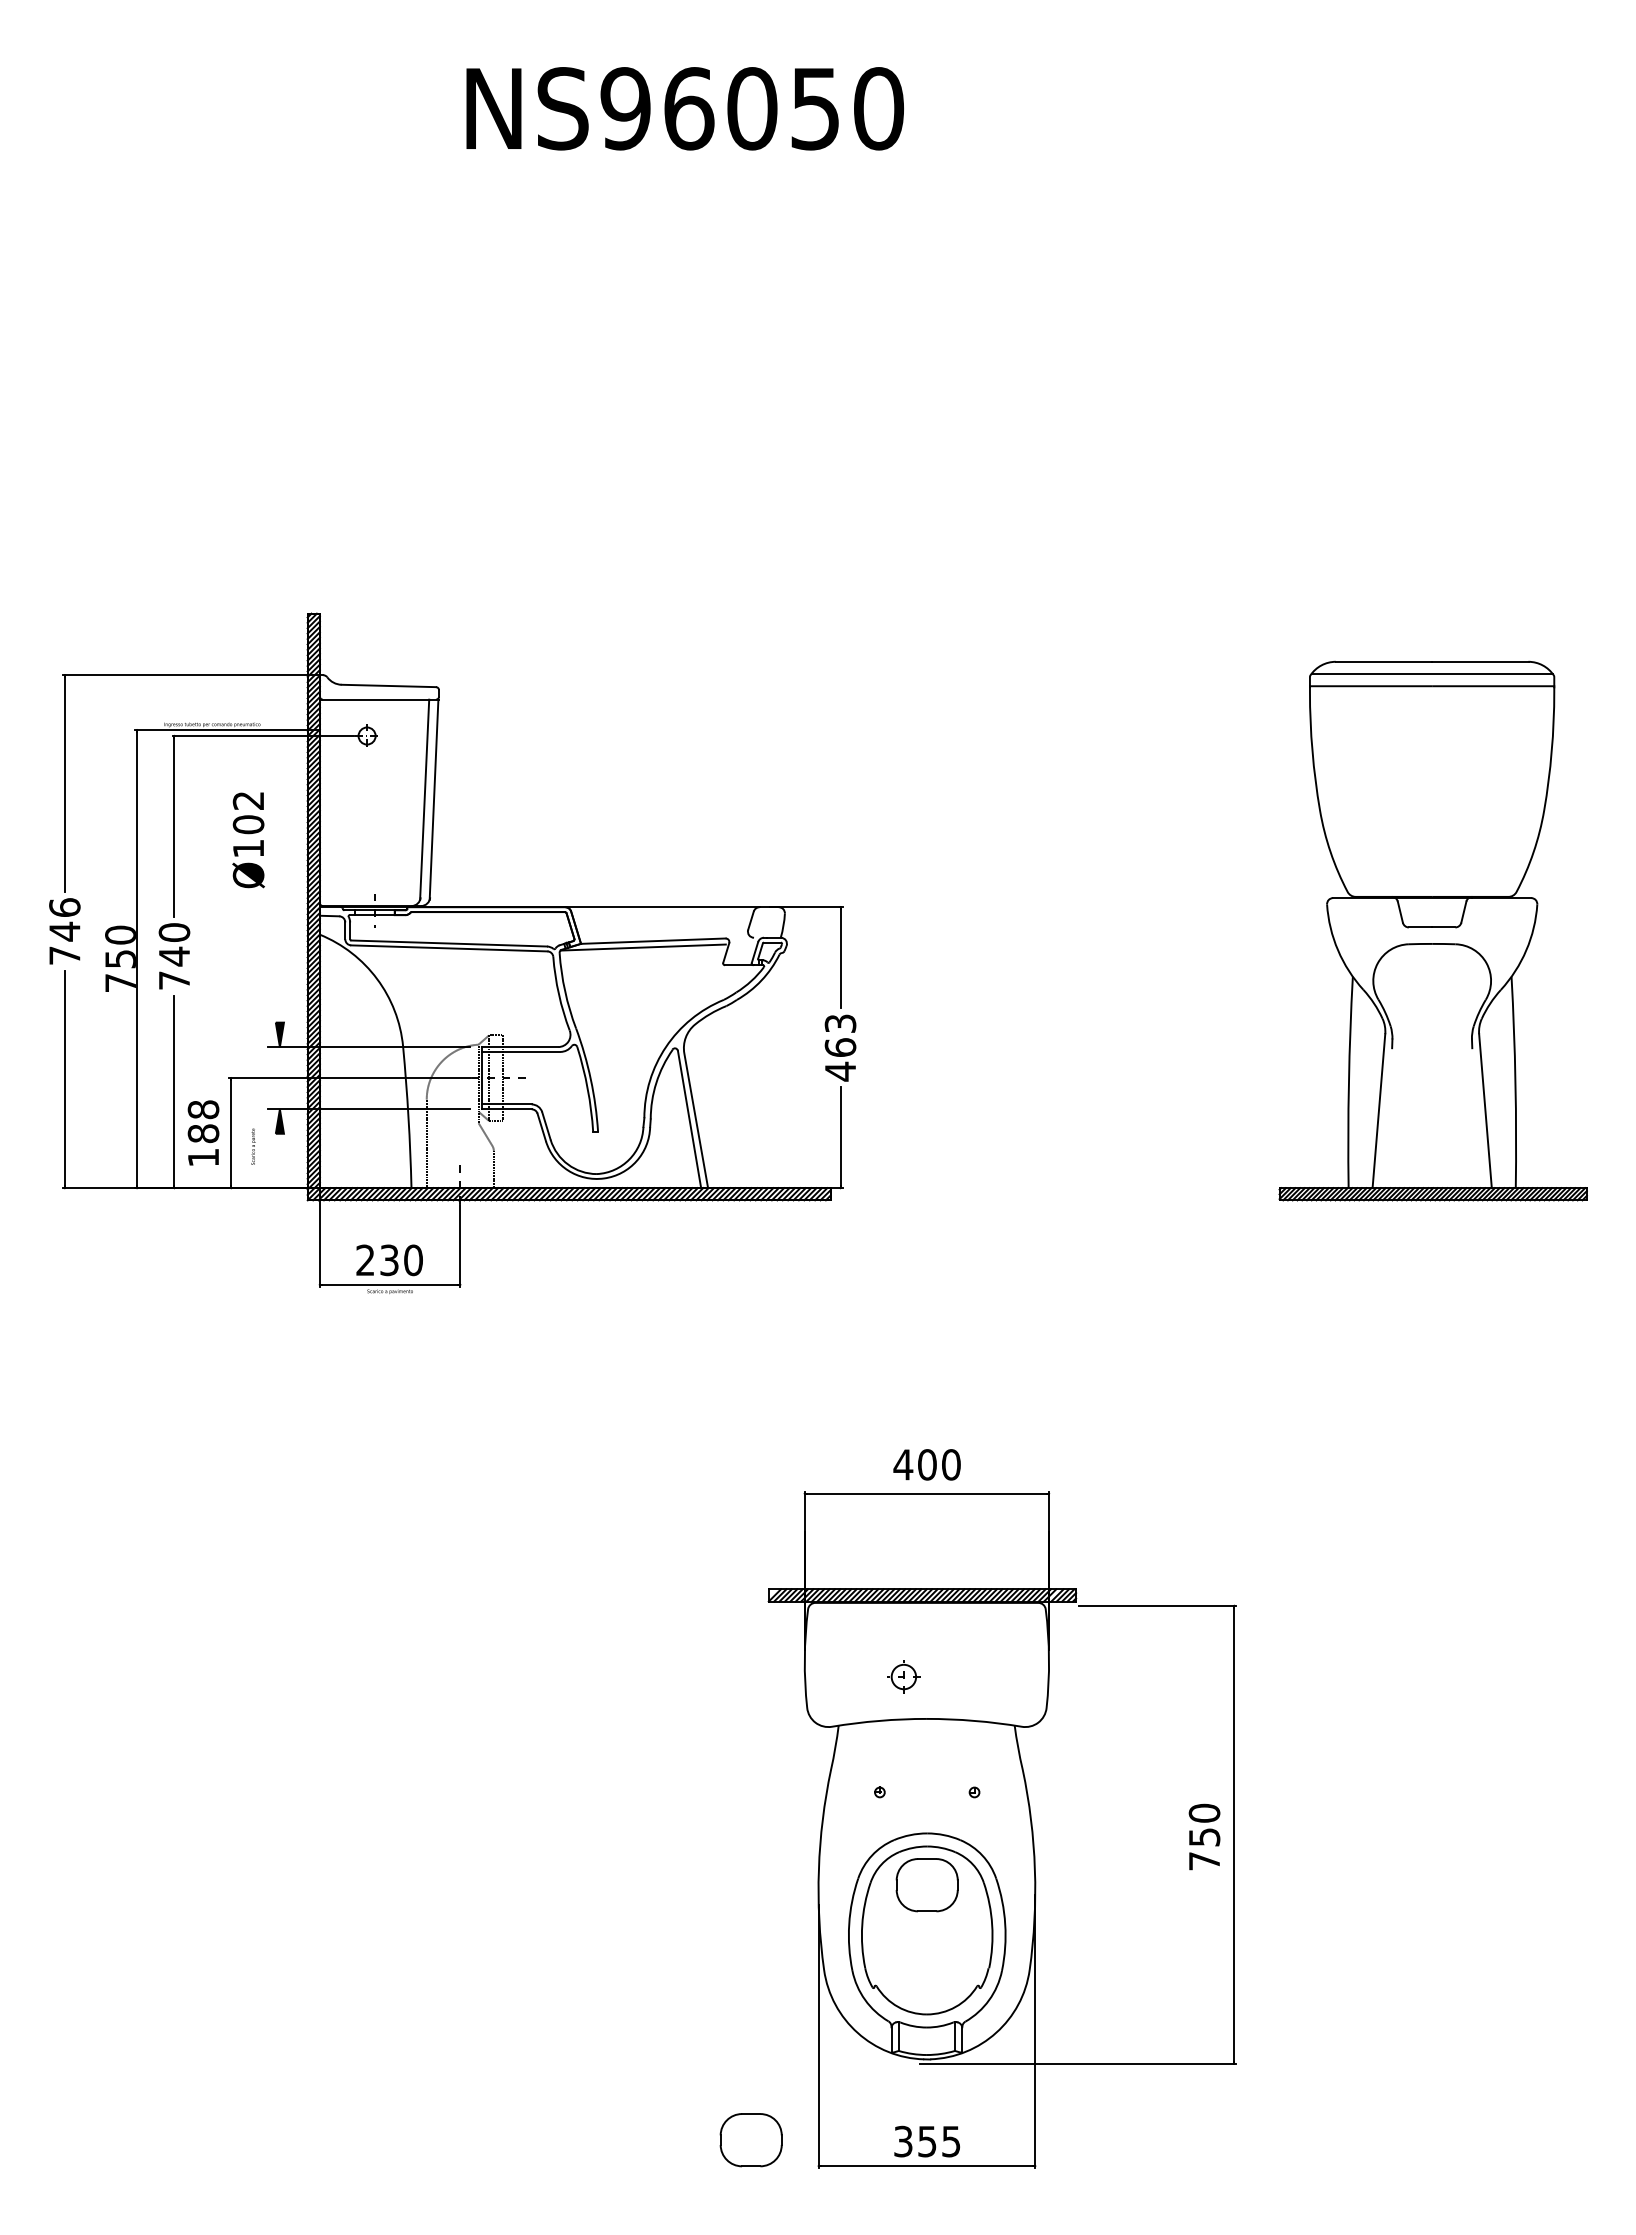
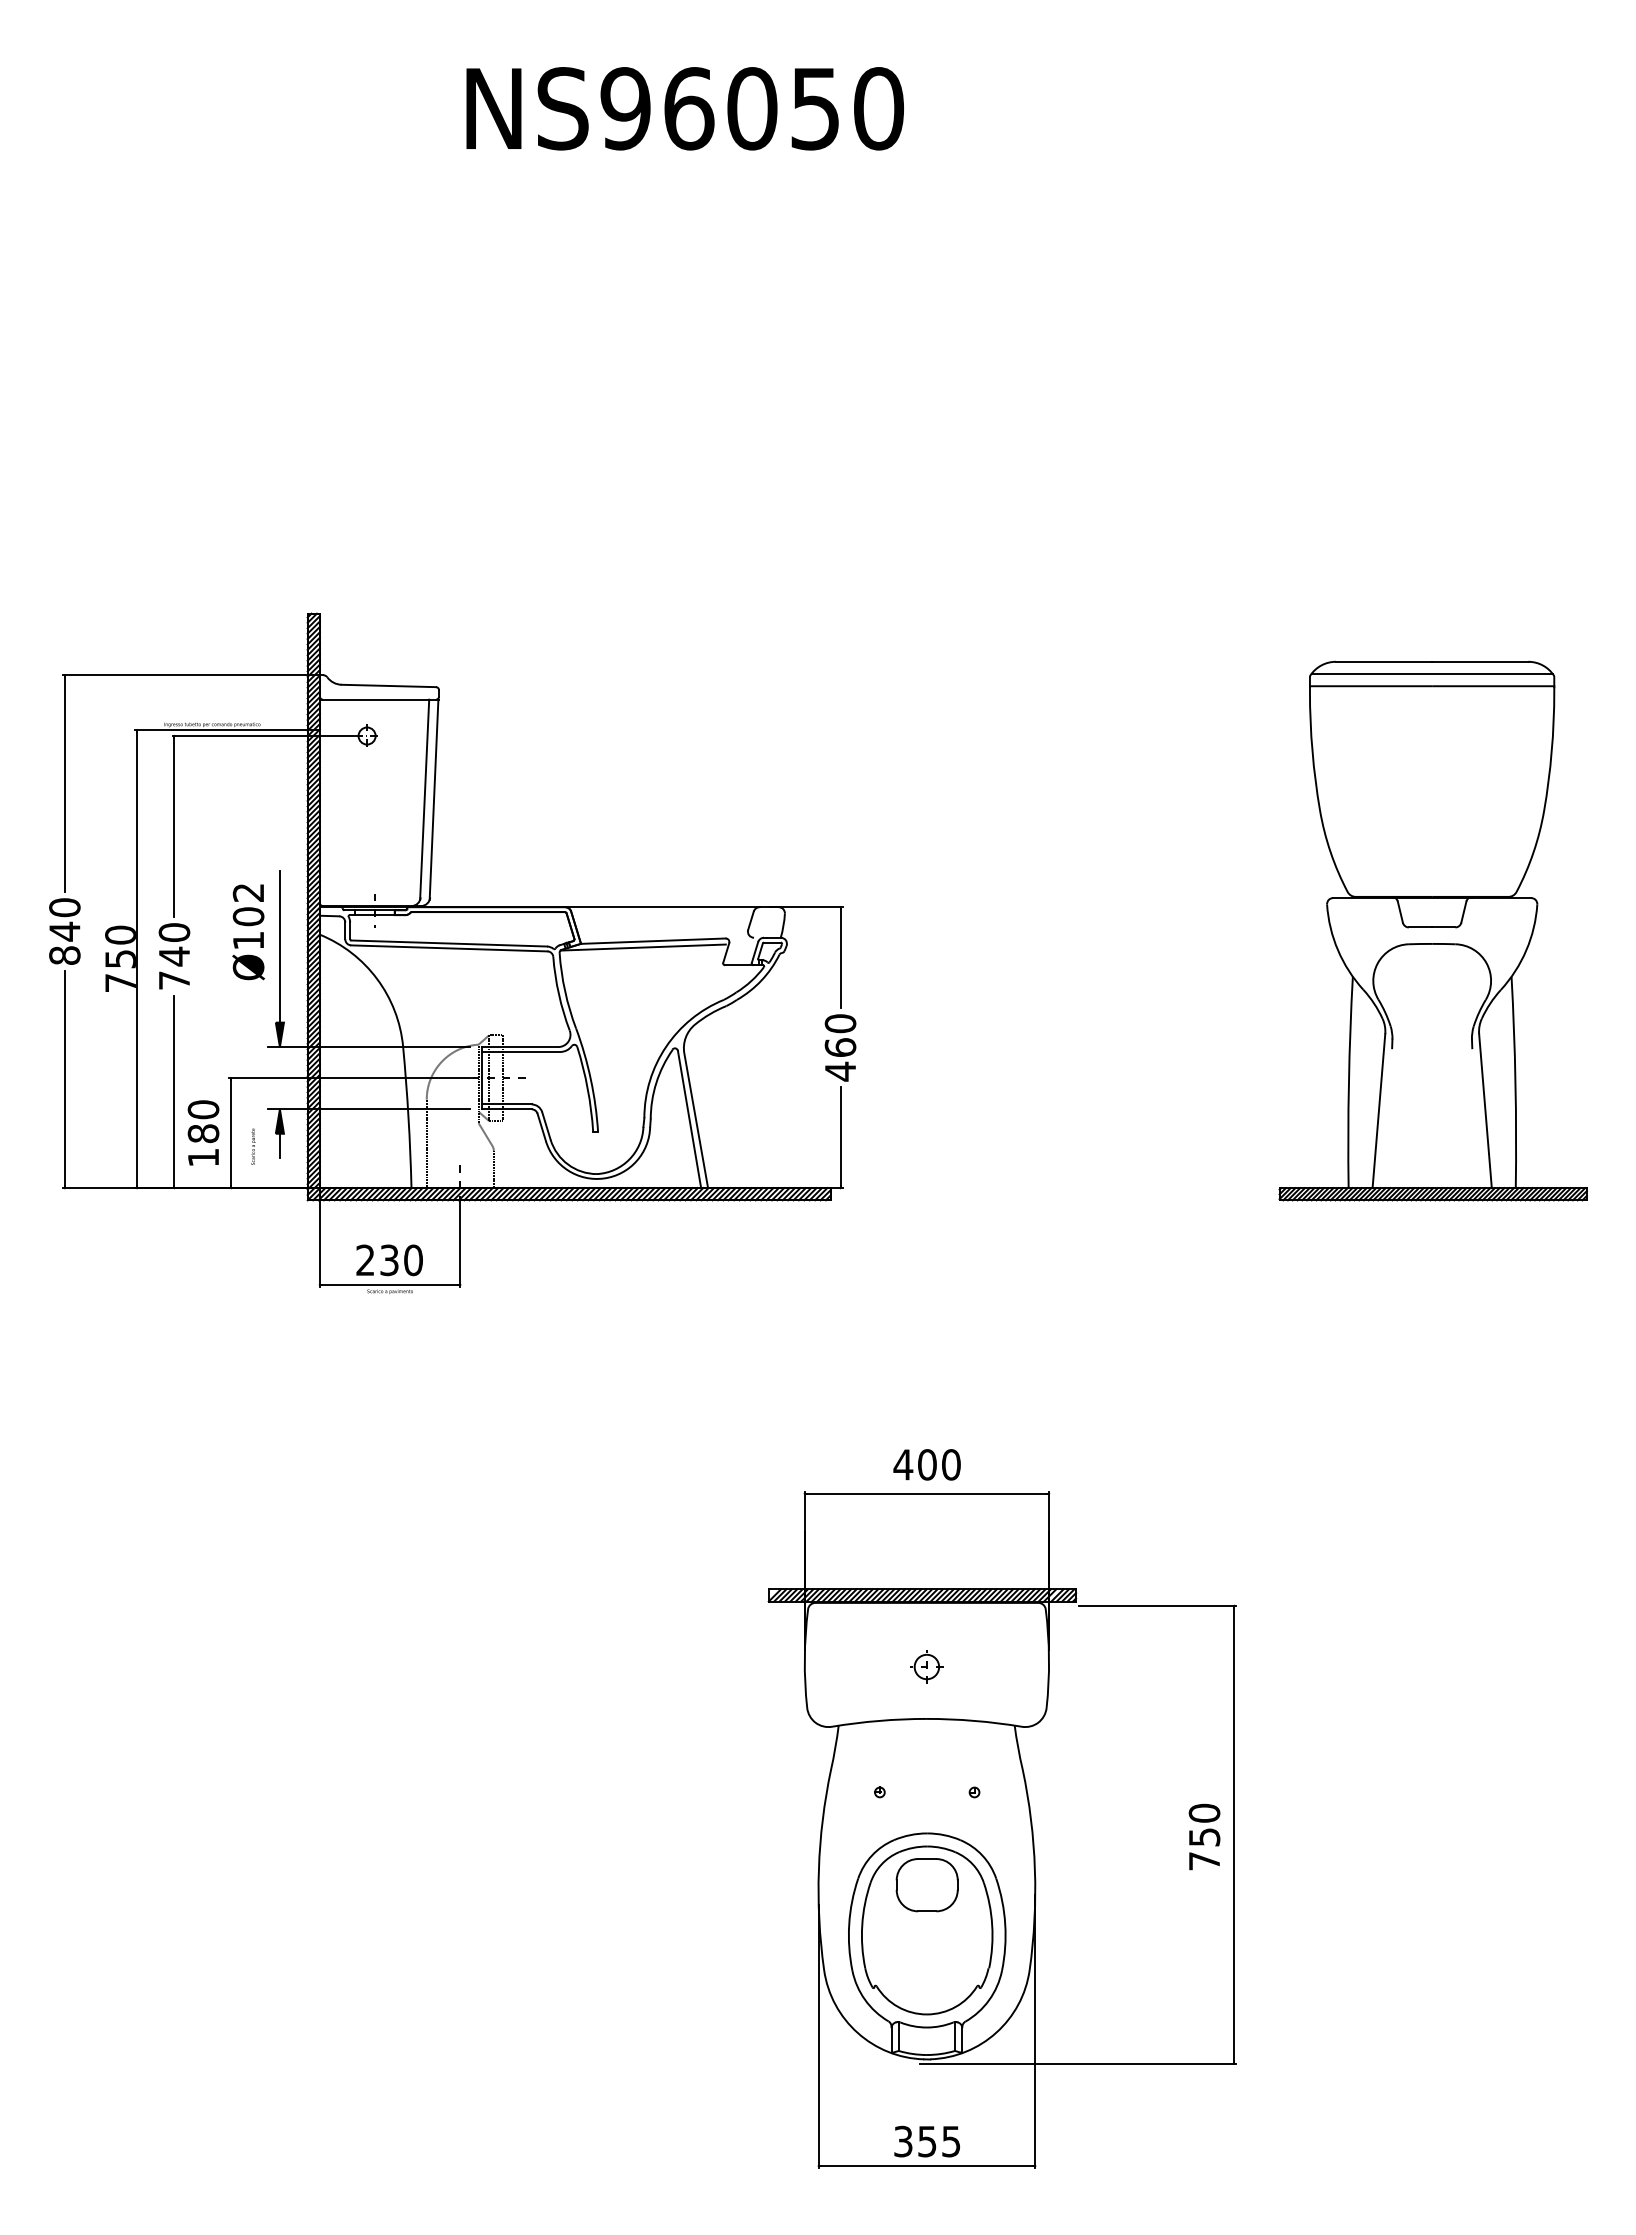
text position: (248, 840) -> (248, 932) (248, 932)
text: 746 -> 840 (64, 931)
line: none -> present (279, 946)
text: 463 -> 460 (840, 1023)
text: 188 -> 180 (203, 1109)
line: none -> present (279, 1145)
part position: (903, 1676) -> (926, 1666) (926, 1666)
part: present -> none (750, 2140)
